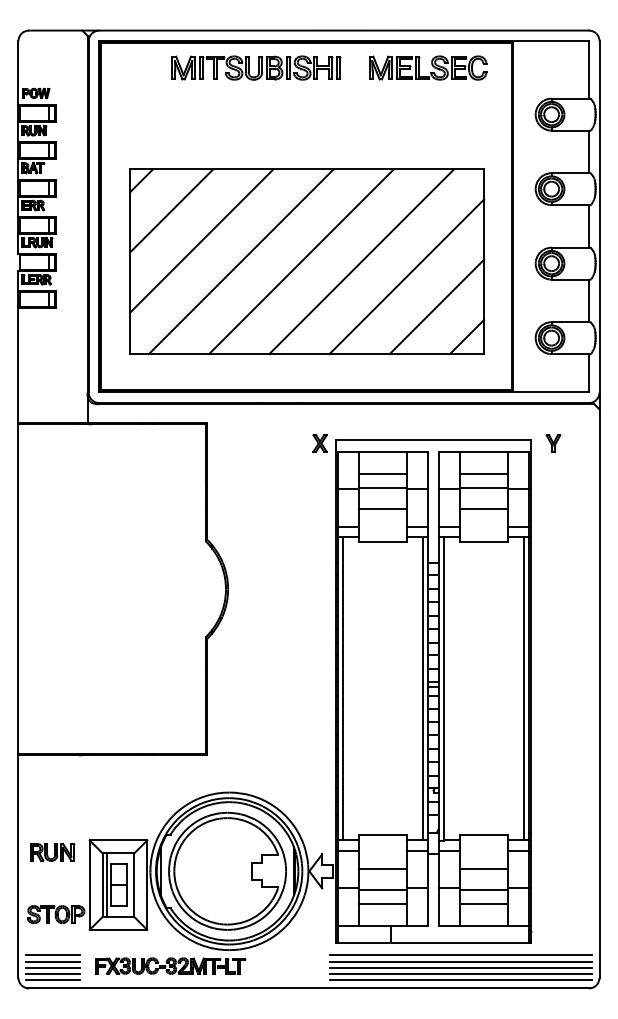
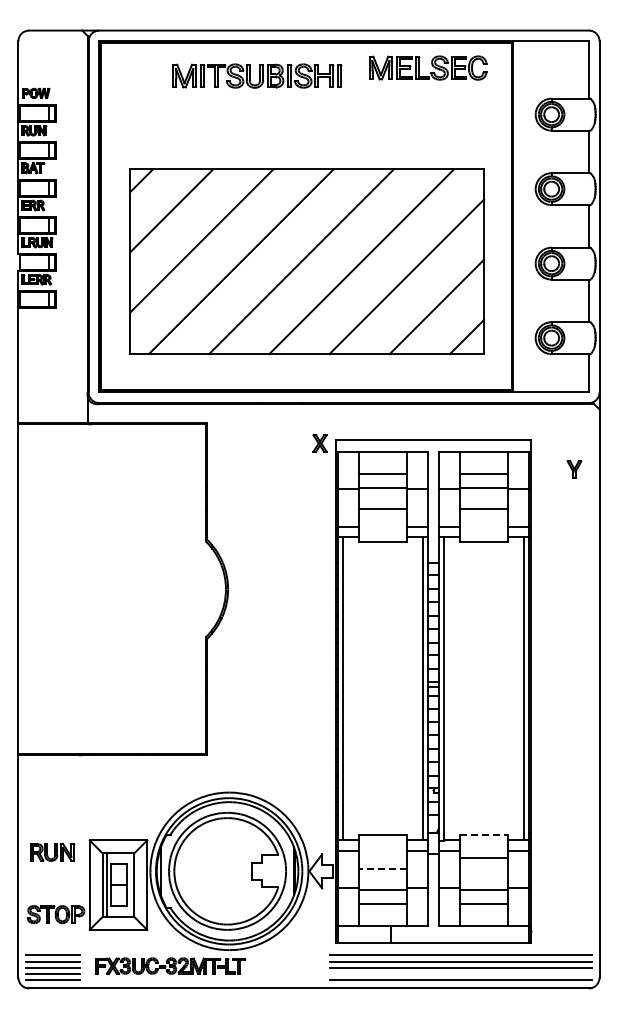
part position: (256, 67) -> (257, 75) (257, 75)
part position: (553, 443) -> (574, 469) (574, 469)
line: solid -> dashed (484, 835)
line: solid -> dashed (382, 868)
line position: (484, 868) -> (484, 857) (484, 857)
line: present -> none (460, 974)
